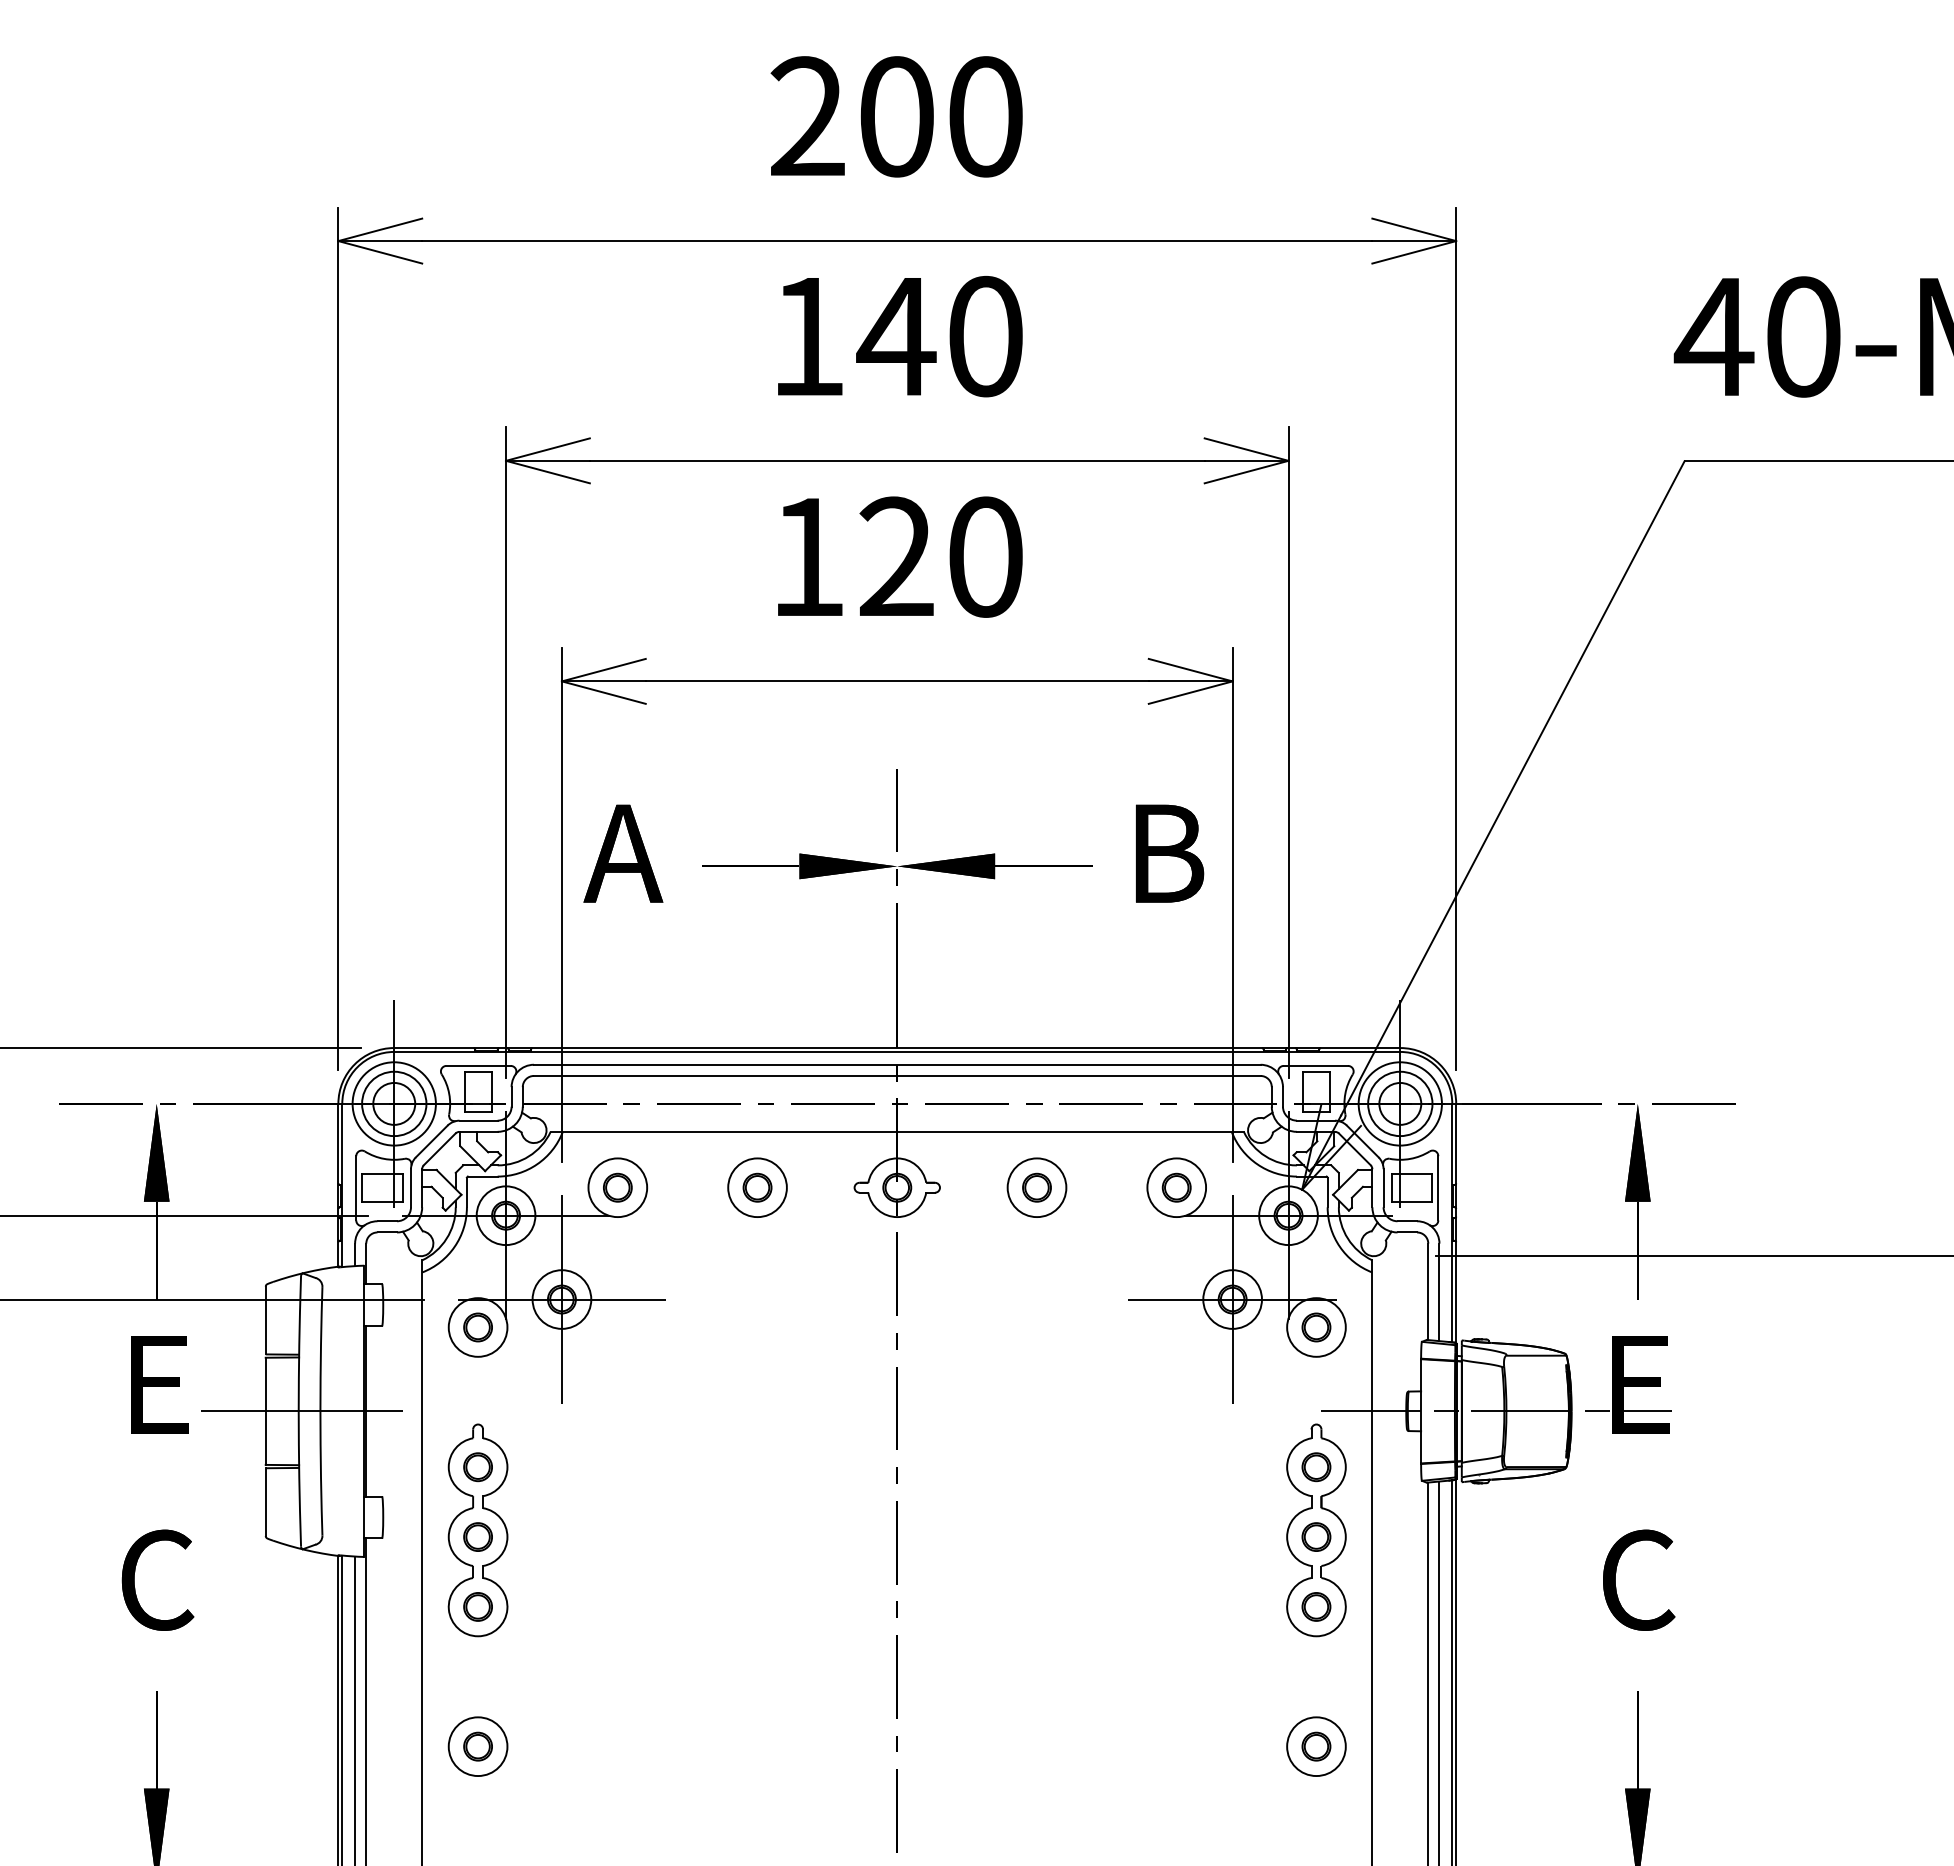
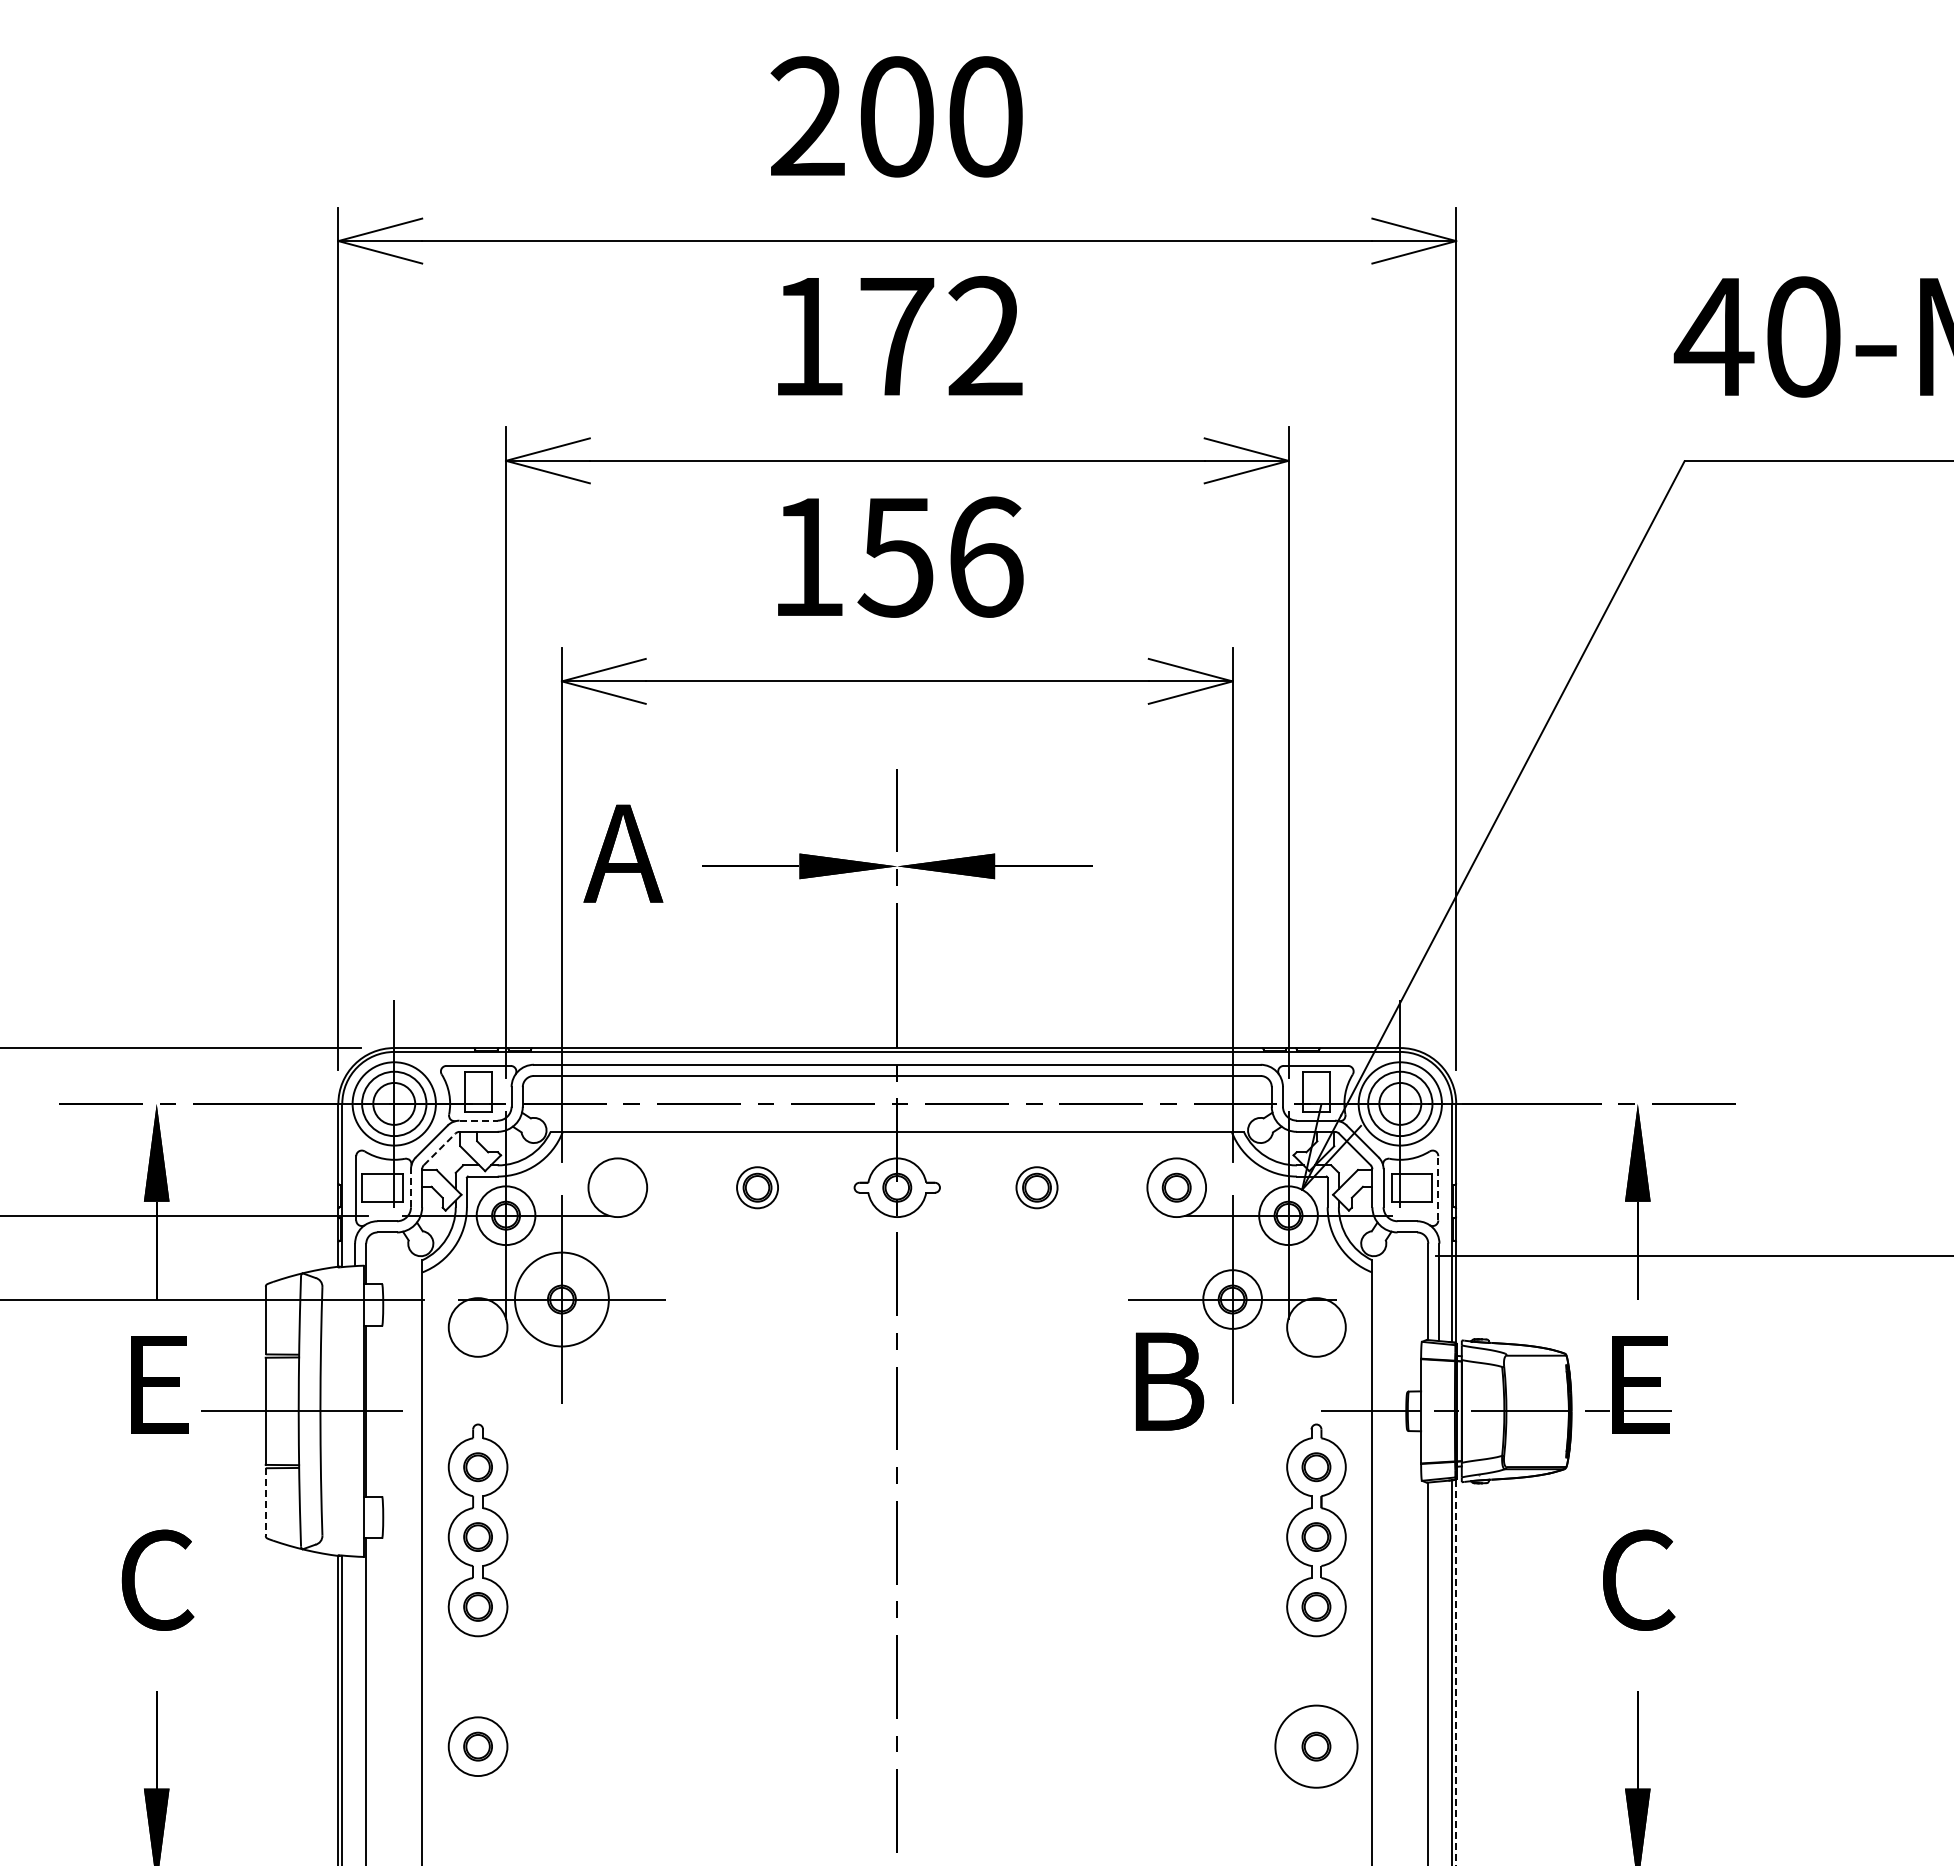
text: 140 -> 172 (939, 336)
text: 120 -> 156 (940, 556)
text position: (1170, 853) -> (1170, 1381) (1170, 1381)
line: solid -> dashed (479, 1120)
line: solid -> dashed (440, 1149)
line: solid -> dashed (411, 1187)
part: present -> none (617, 1187)
circle diameter: 59 px -> 41 px (757, 1187)
circle diameter: 59 px -> 41 px (1036, 1187)
line: solid -> dashed (1438, 1187)
circle diameter: 59 px -> 94 px (561, 1299)
part: present -> none (477, 1327)
part: present -> none (1316, 1327)
line: solid -> dashed (265, 1502)
line: present -> none (1439, 1671)
line: solid -> dashed (1456, 1672)
line: present -> none (355, 1709)
circle diameter: 59 px -> 82 px (1316, 1746)
